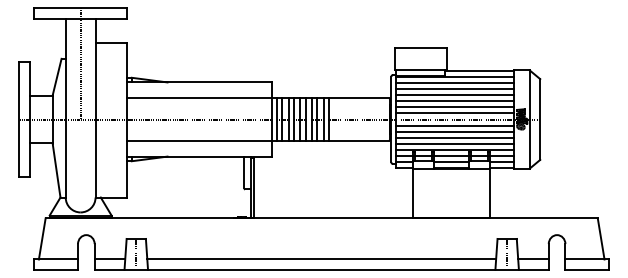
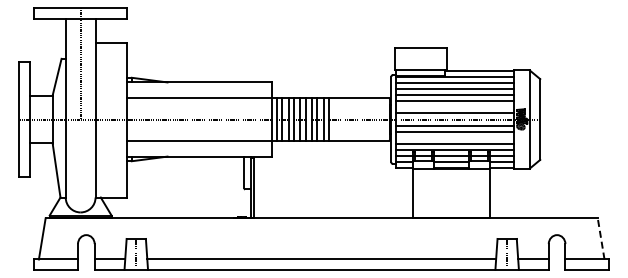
line: present -> none (454, 107)
line: present -> none (454, 137)
line: solid -> dashed (601, 238)
